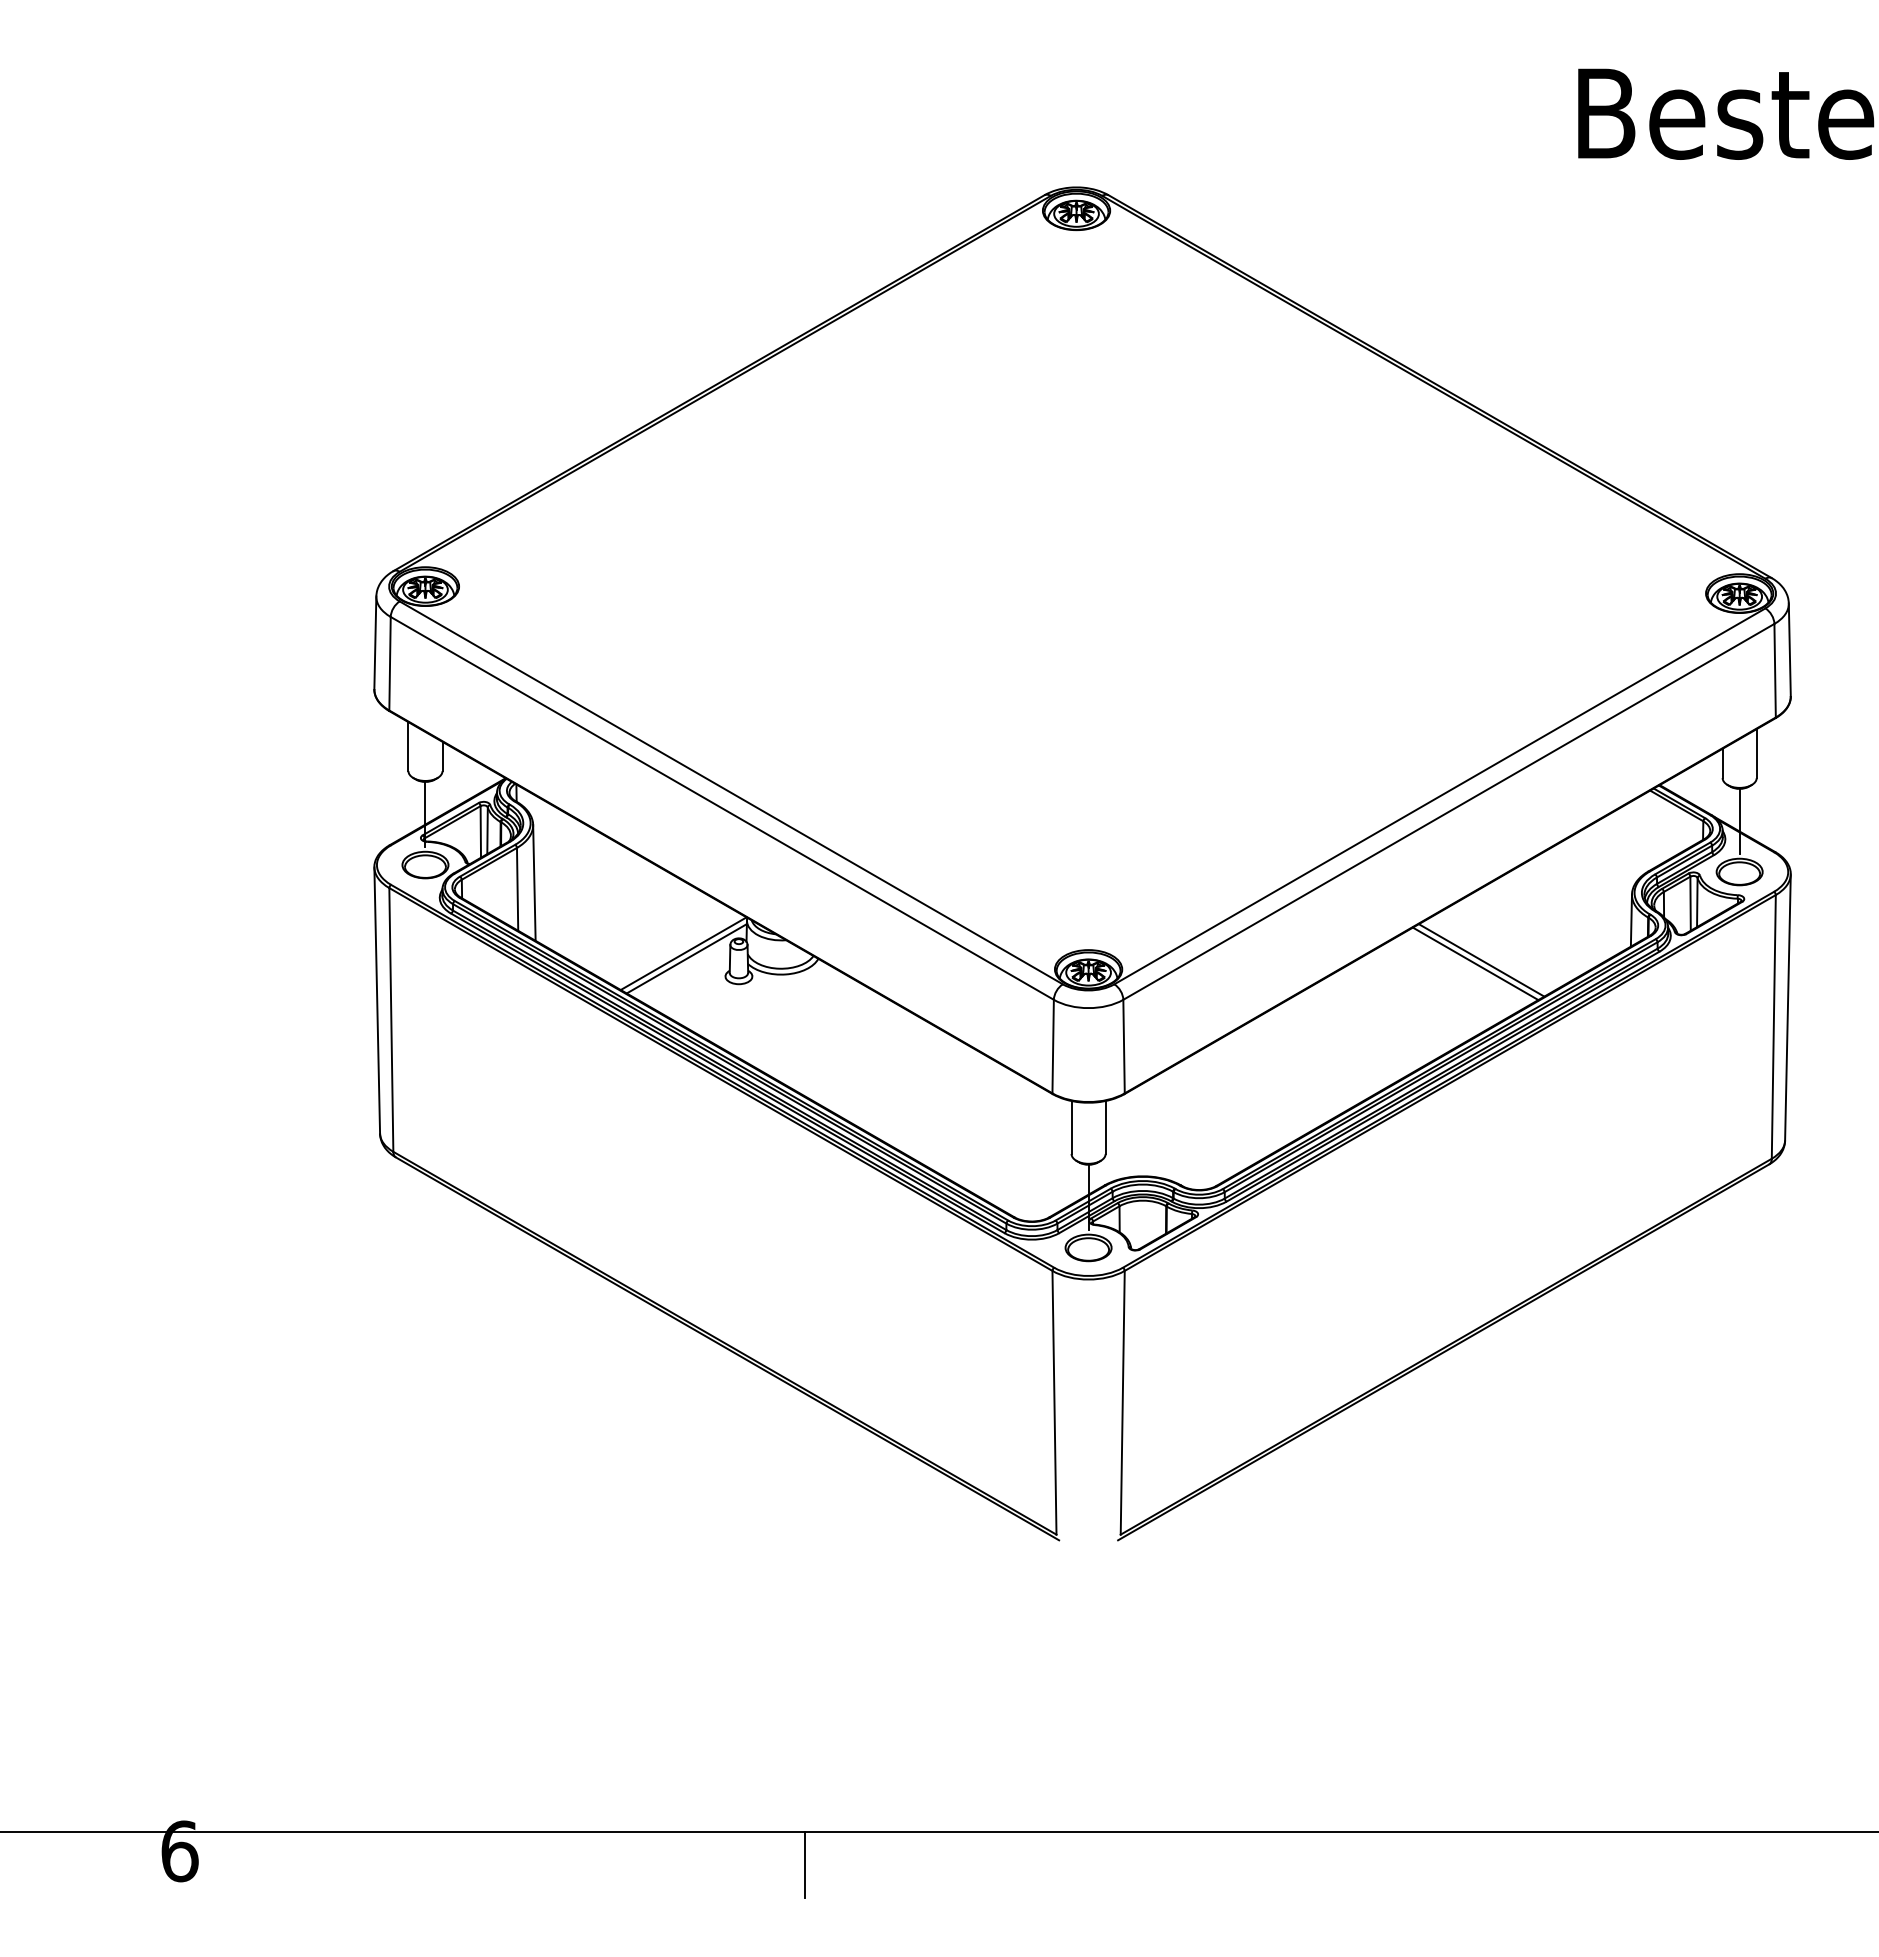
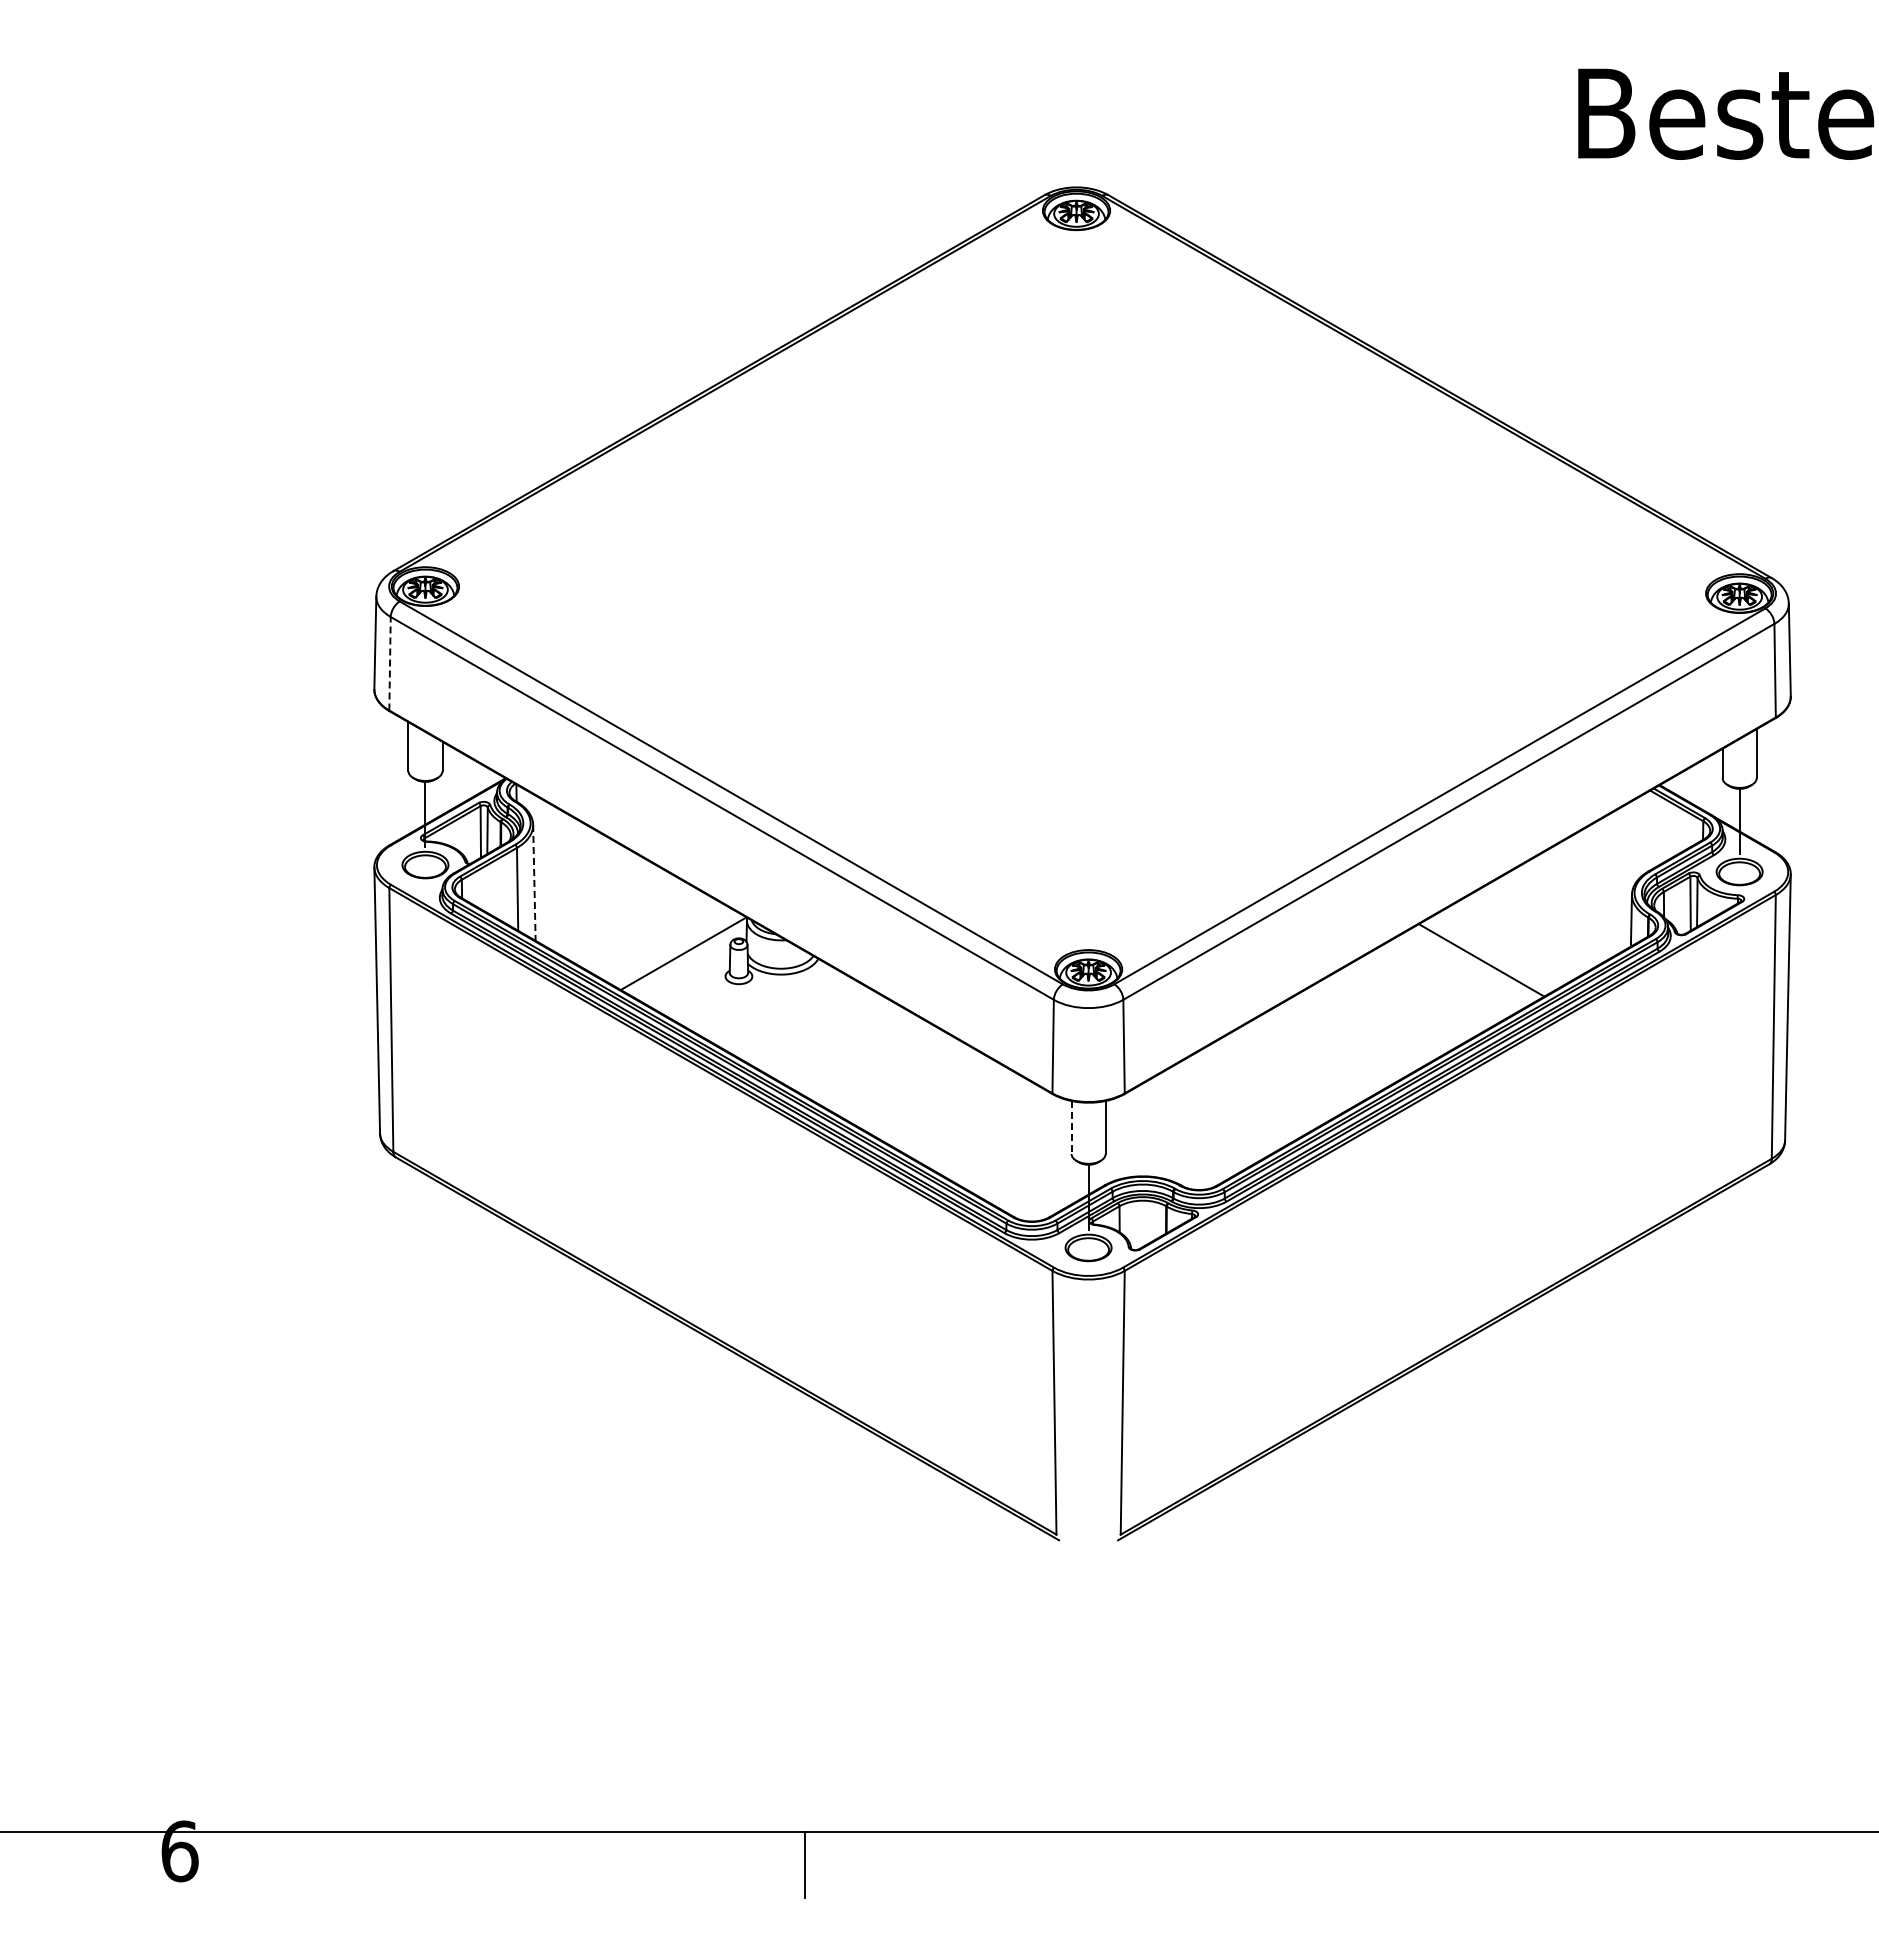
line: solid -> dashed (390, 663)
line: solid -> dashed (534, 882)
line: present -> none (686, 958)
line: present -> none (1475, 963)
line: solid -> dashed (1071, 1128)
